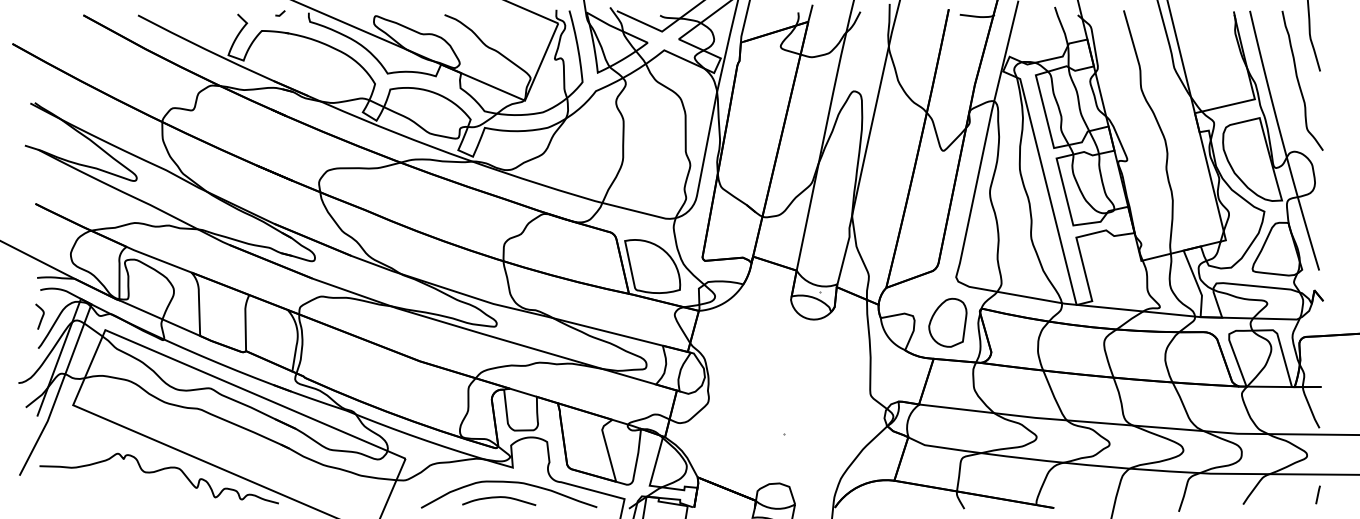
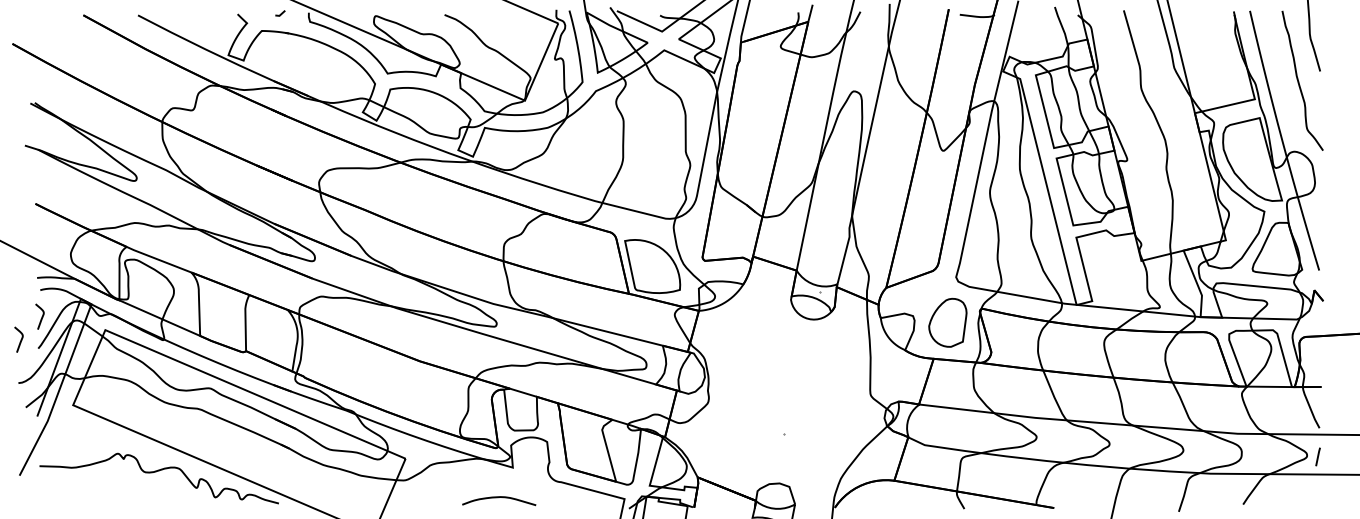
curve: none -> present (20, 339)
curve: present -> none (511, 483)
line position: (1317, 494) -> (1317, 456) (1317, 456)
